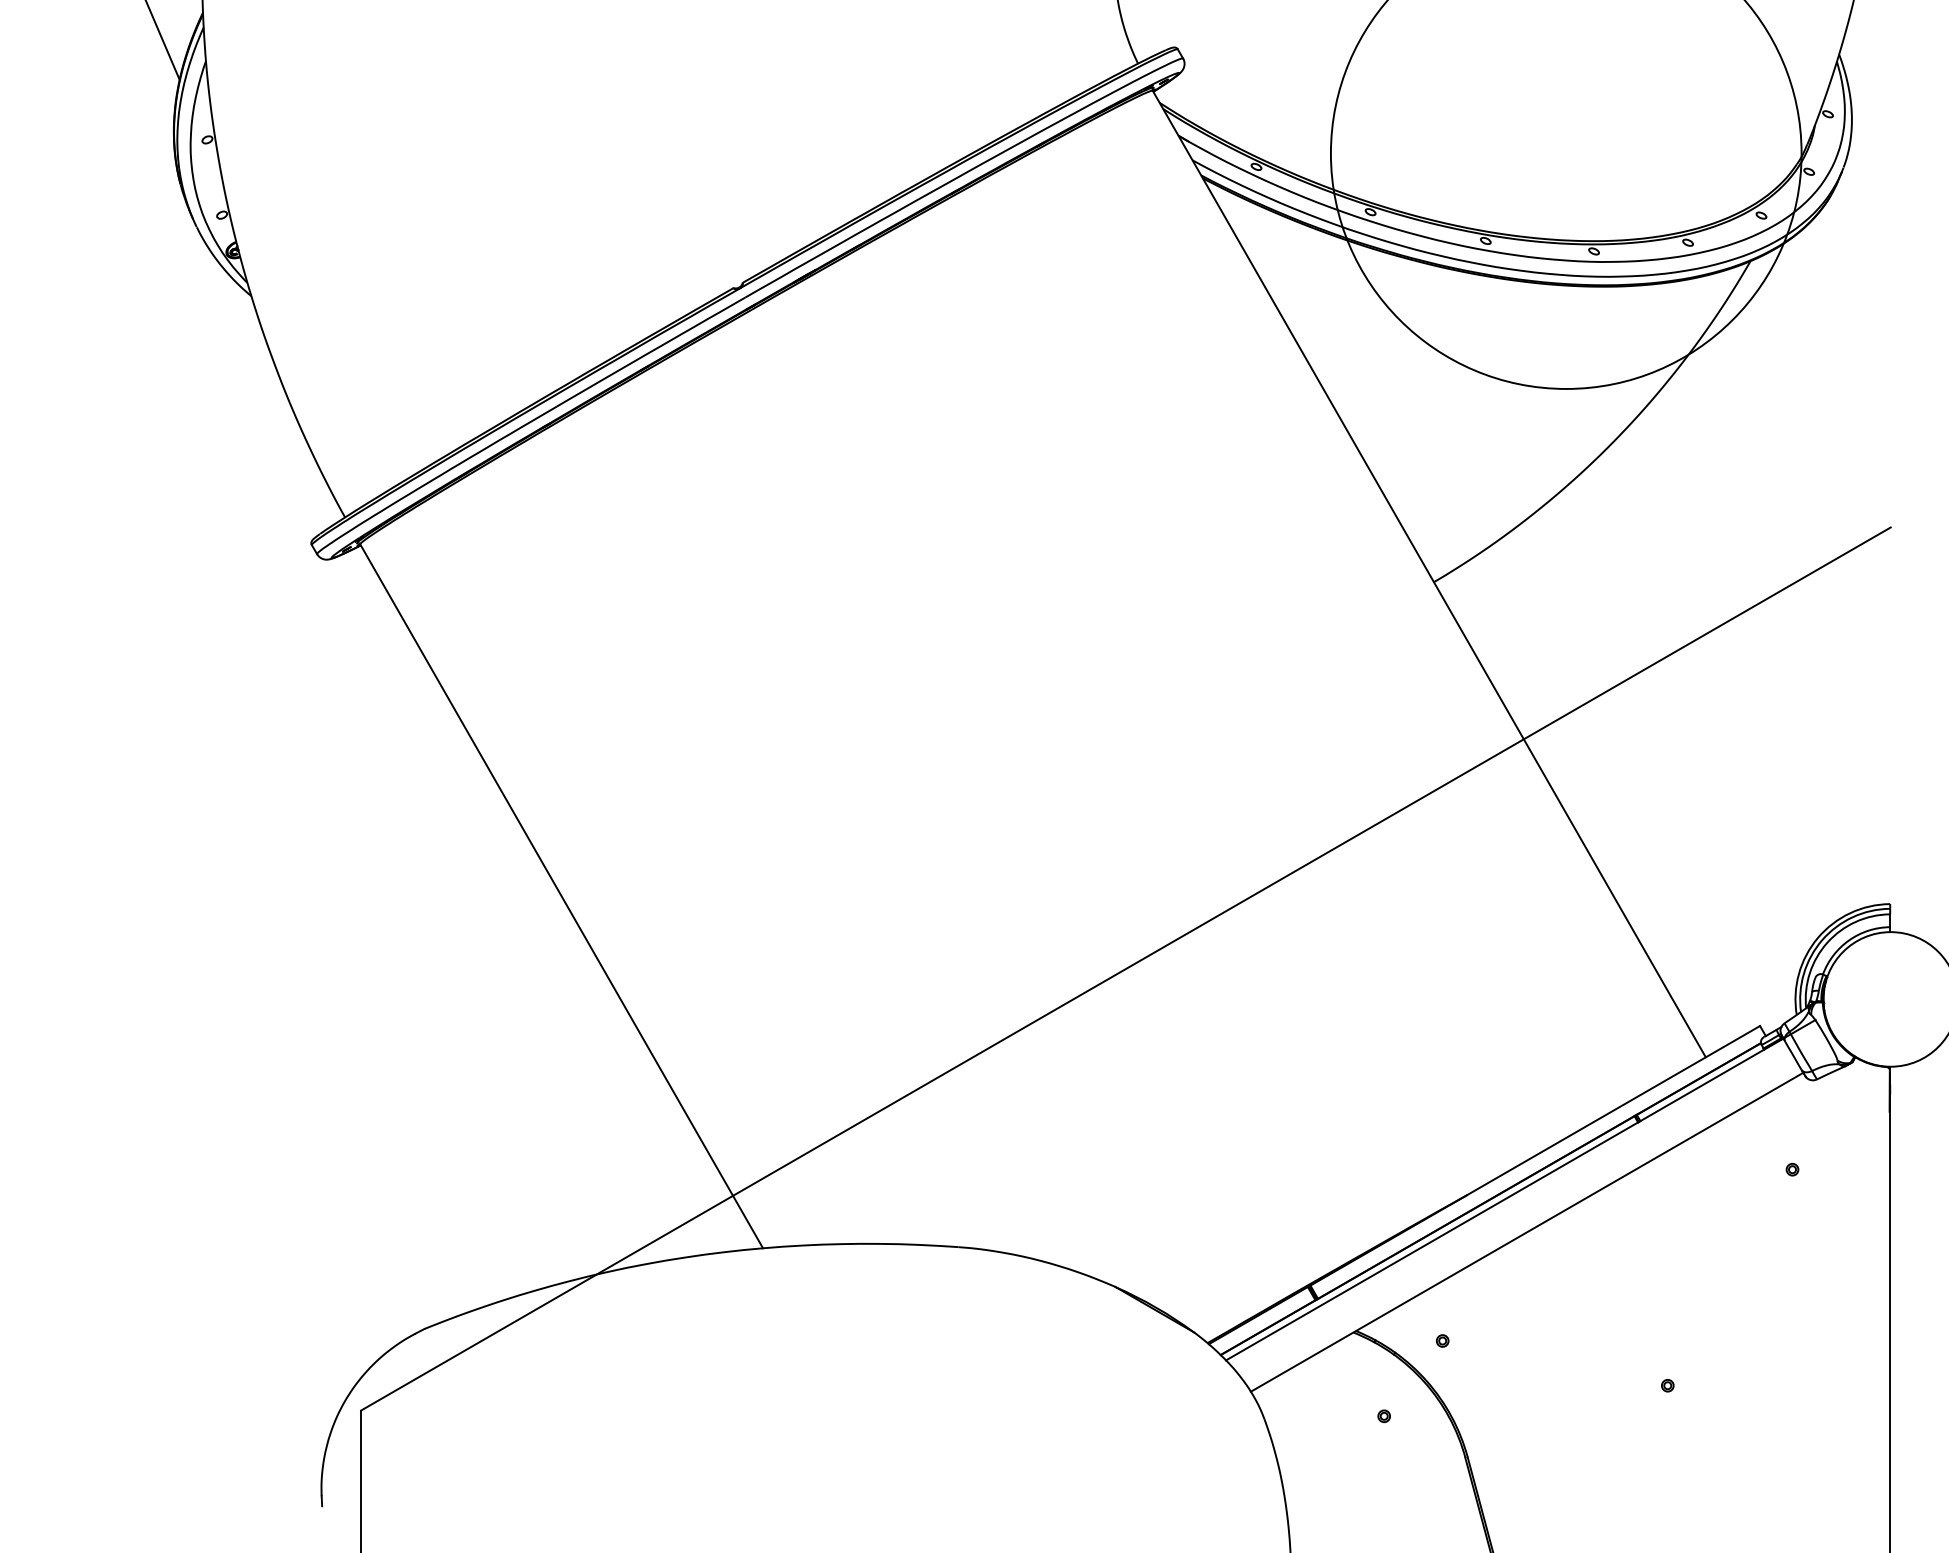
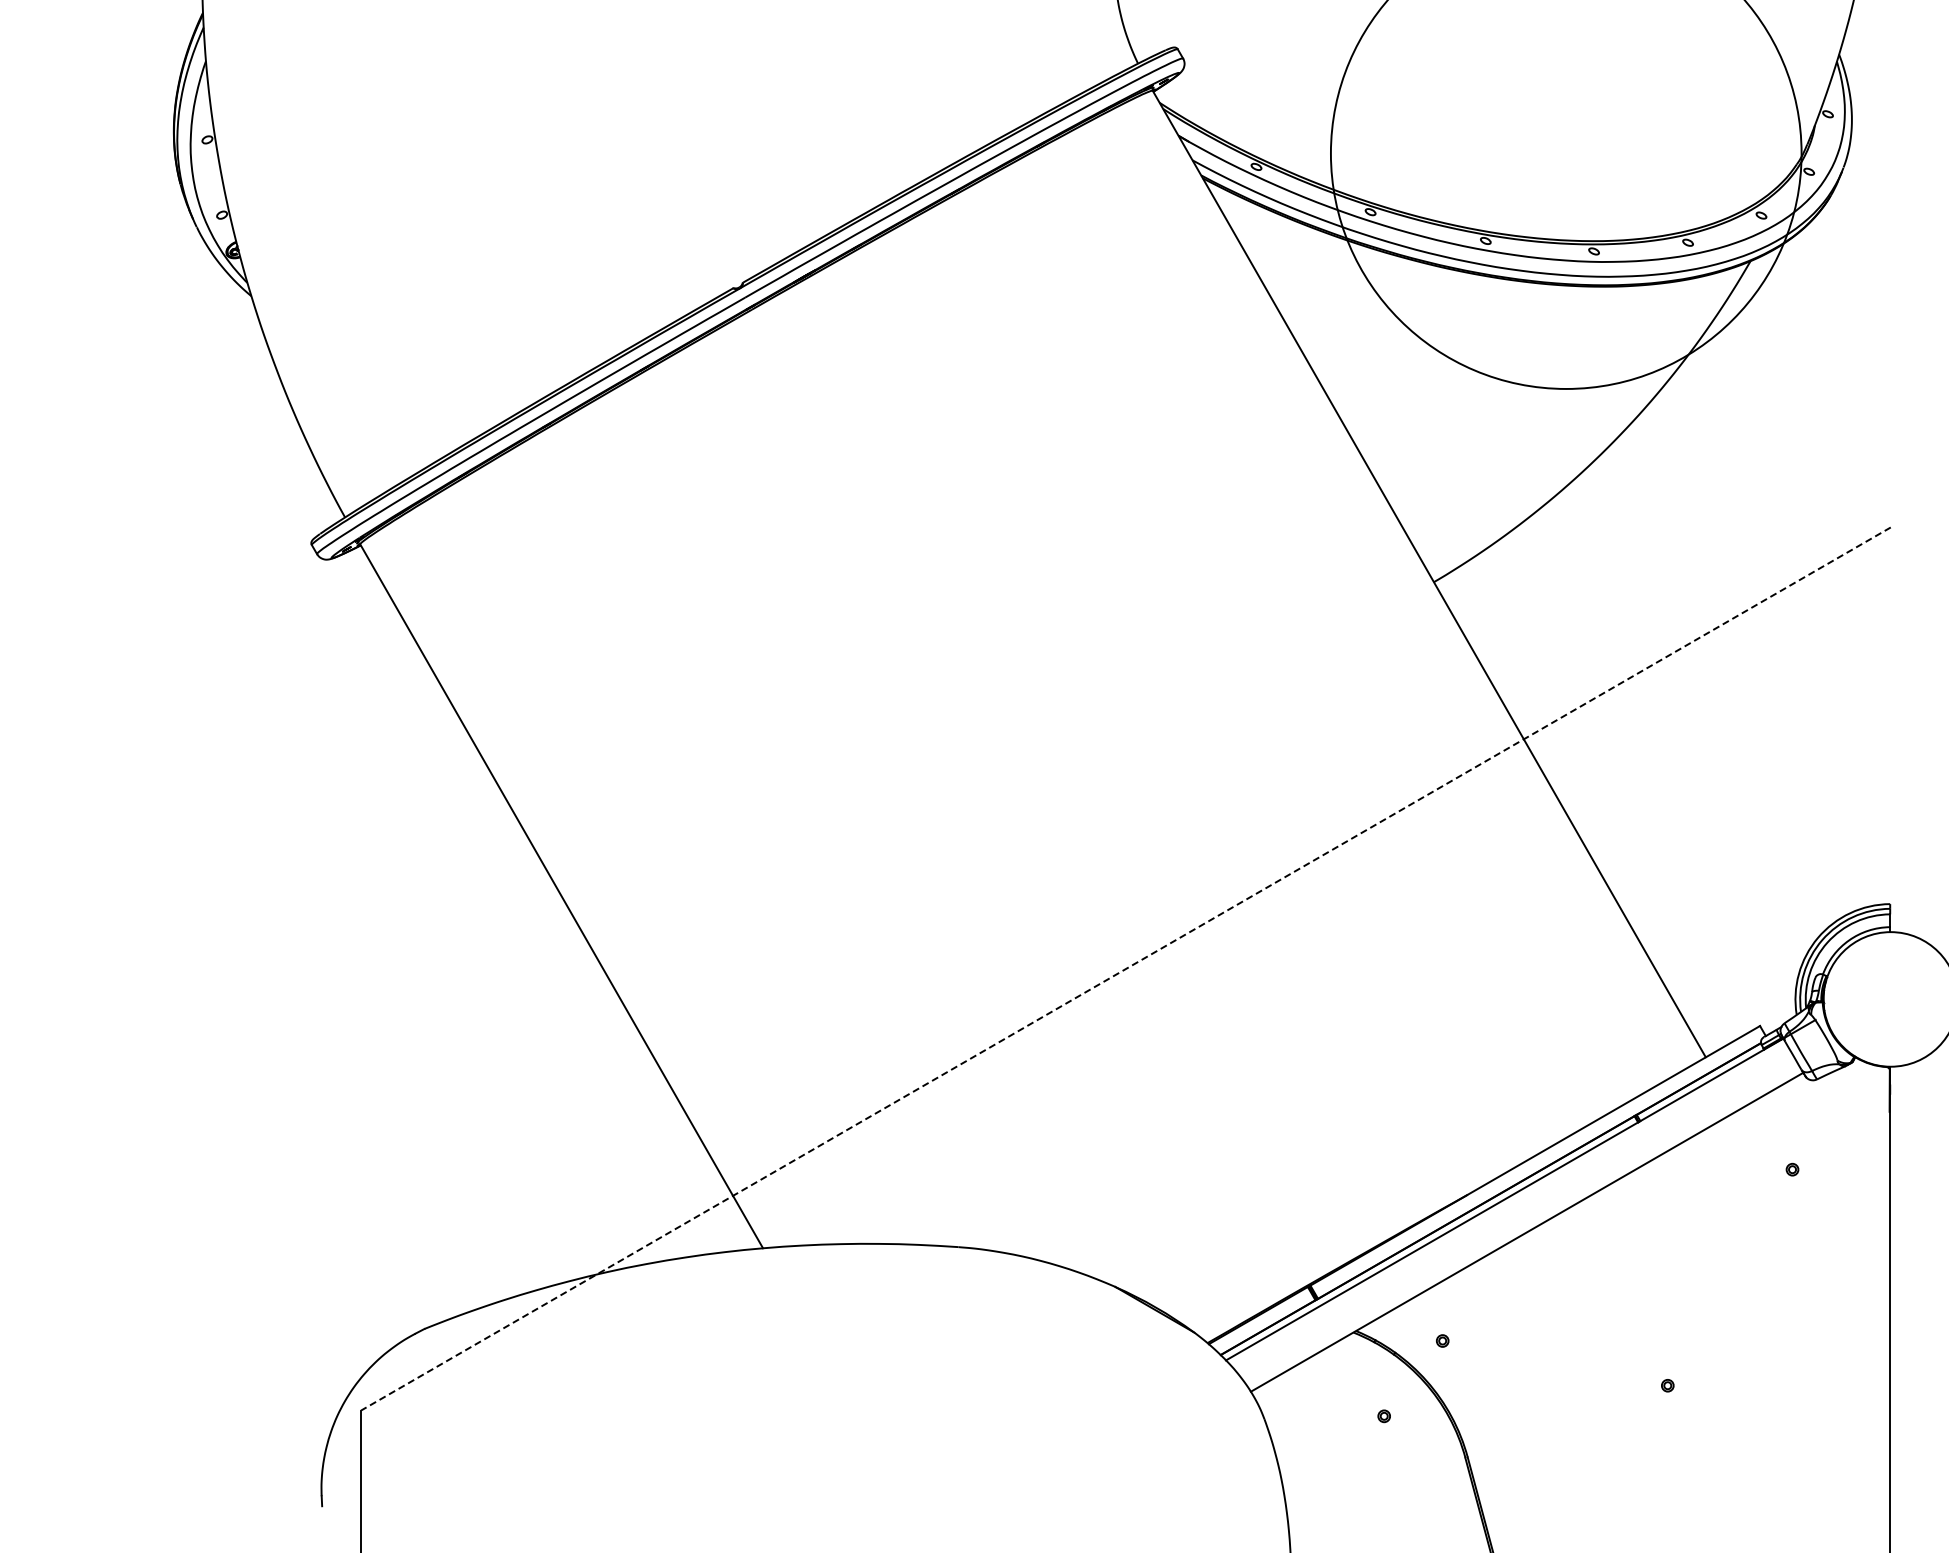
line: present -> none (162, 40)
line: solid -> dashed (1125, 969)
